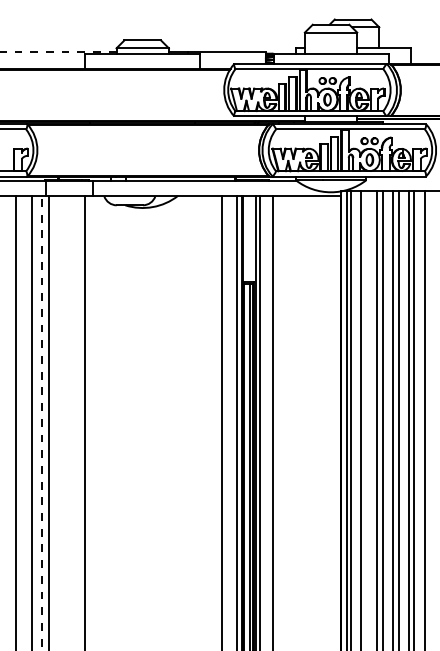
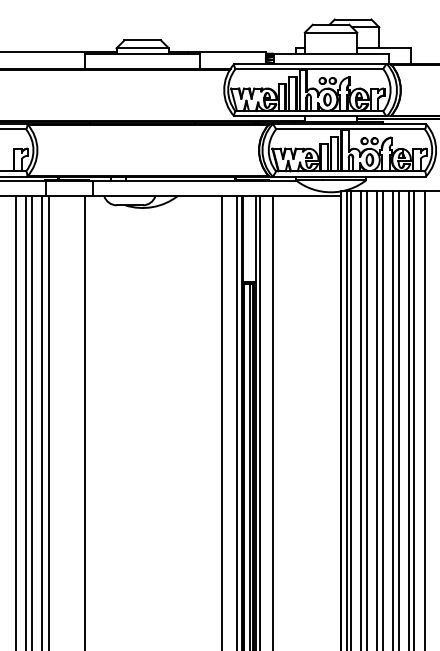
line: dashed -> solid (57, 52)
line: none -> present (366, 419)
line: none -> present (25, 421)
line: dashed -> solid (41, 423)
